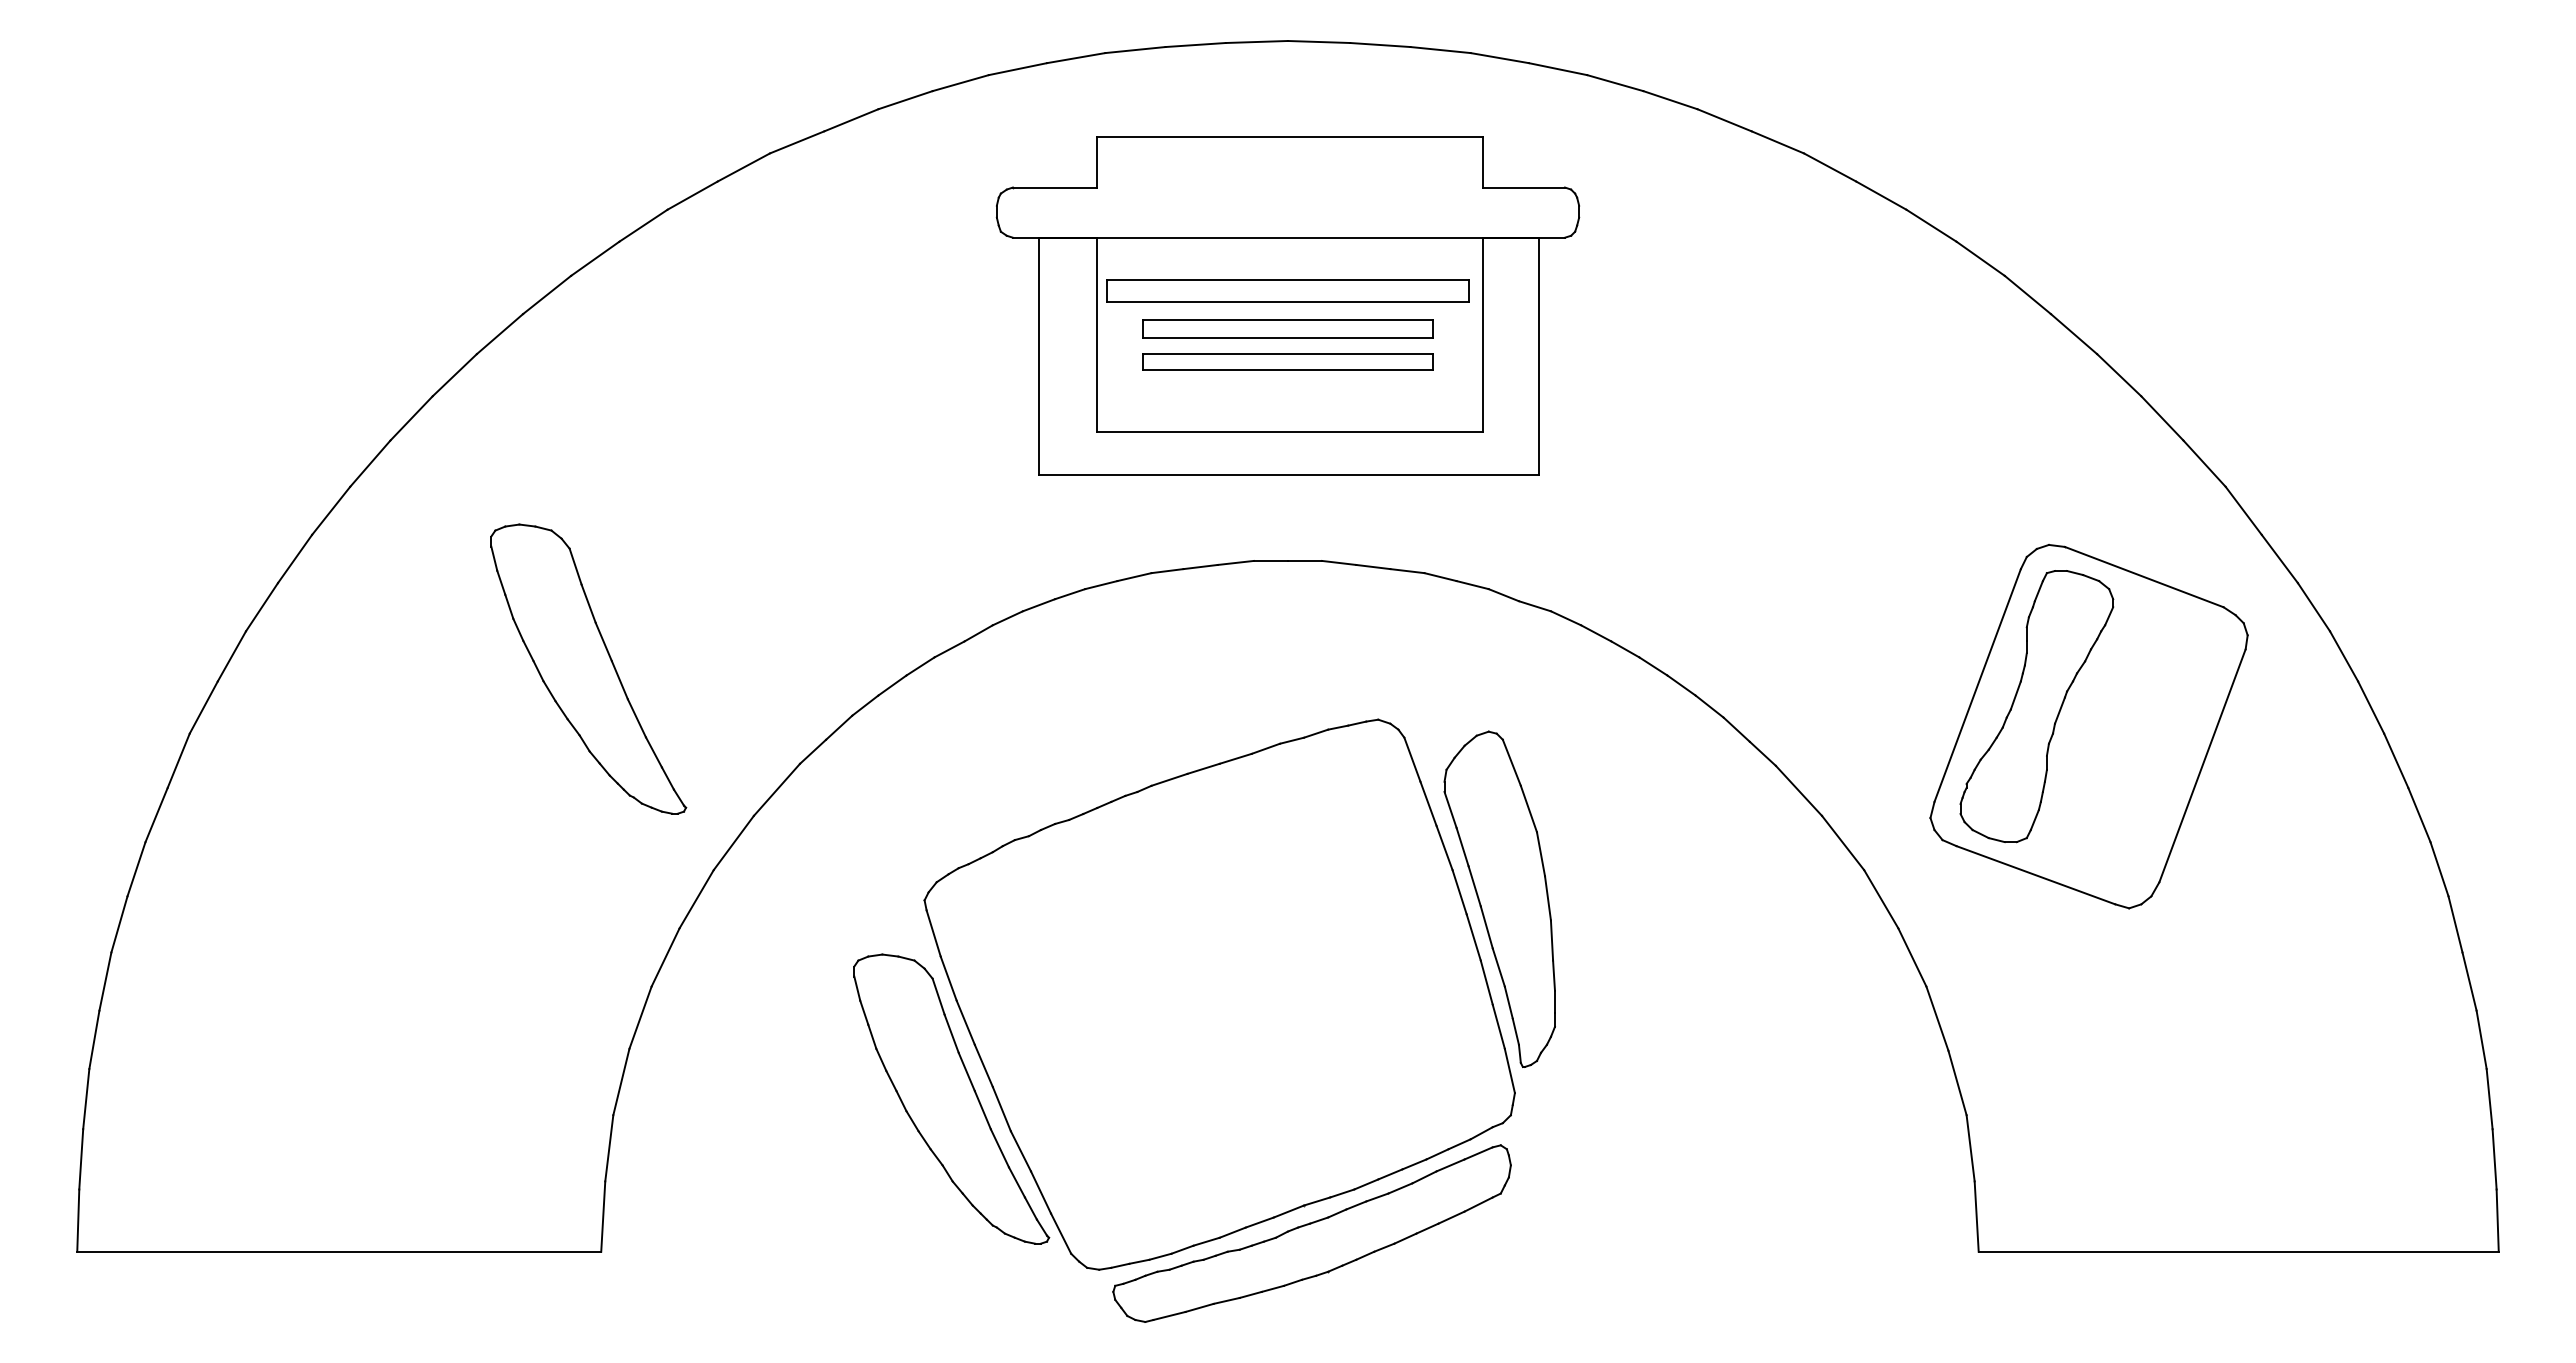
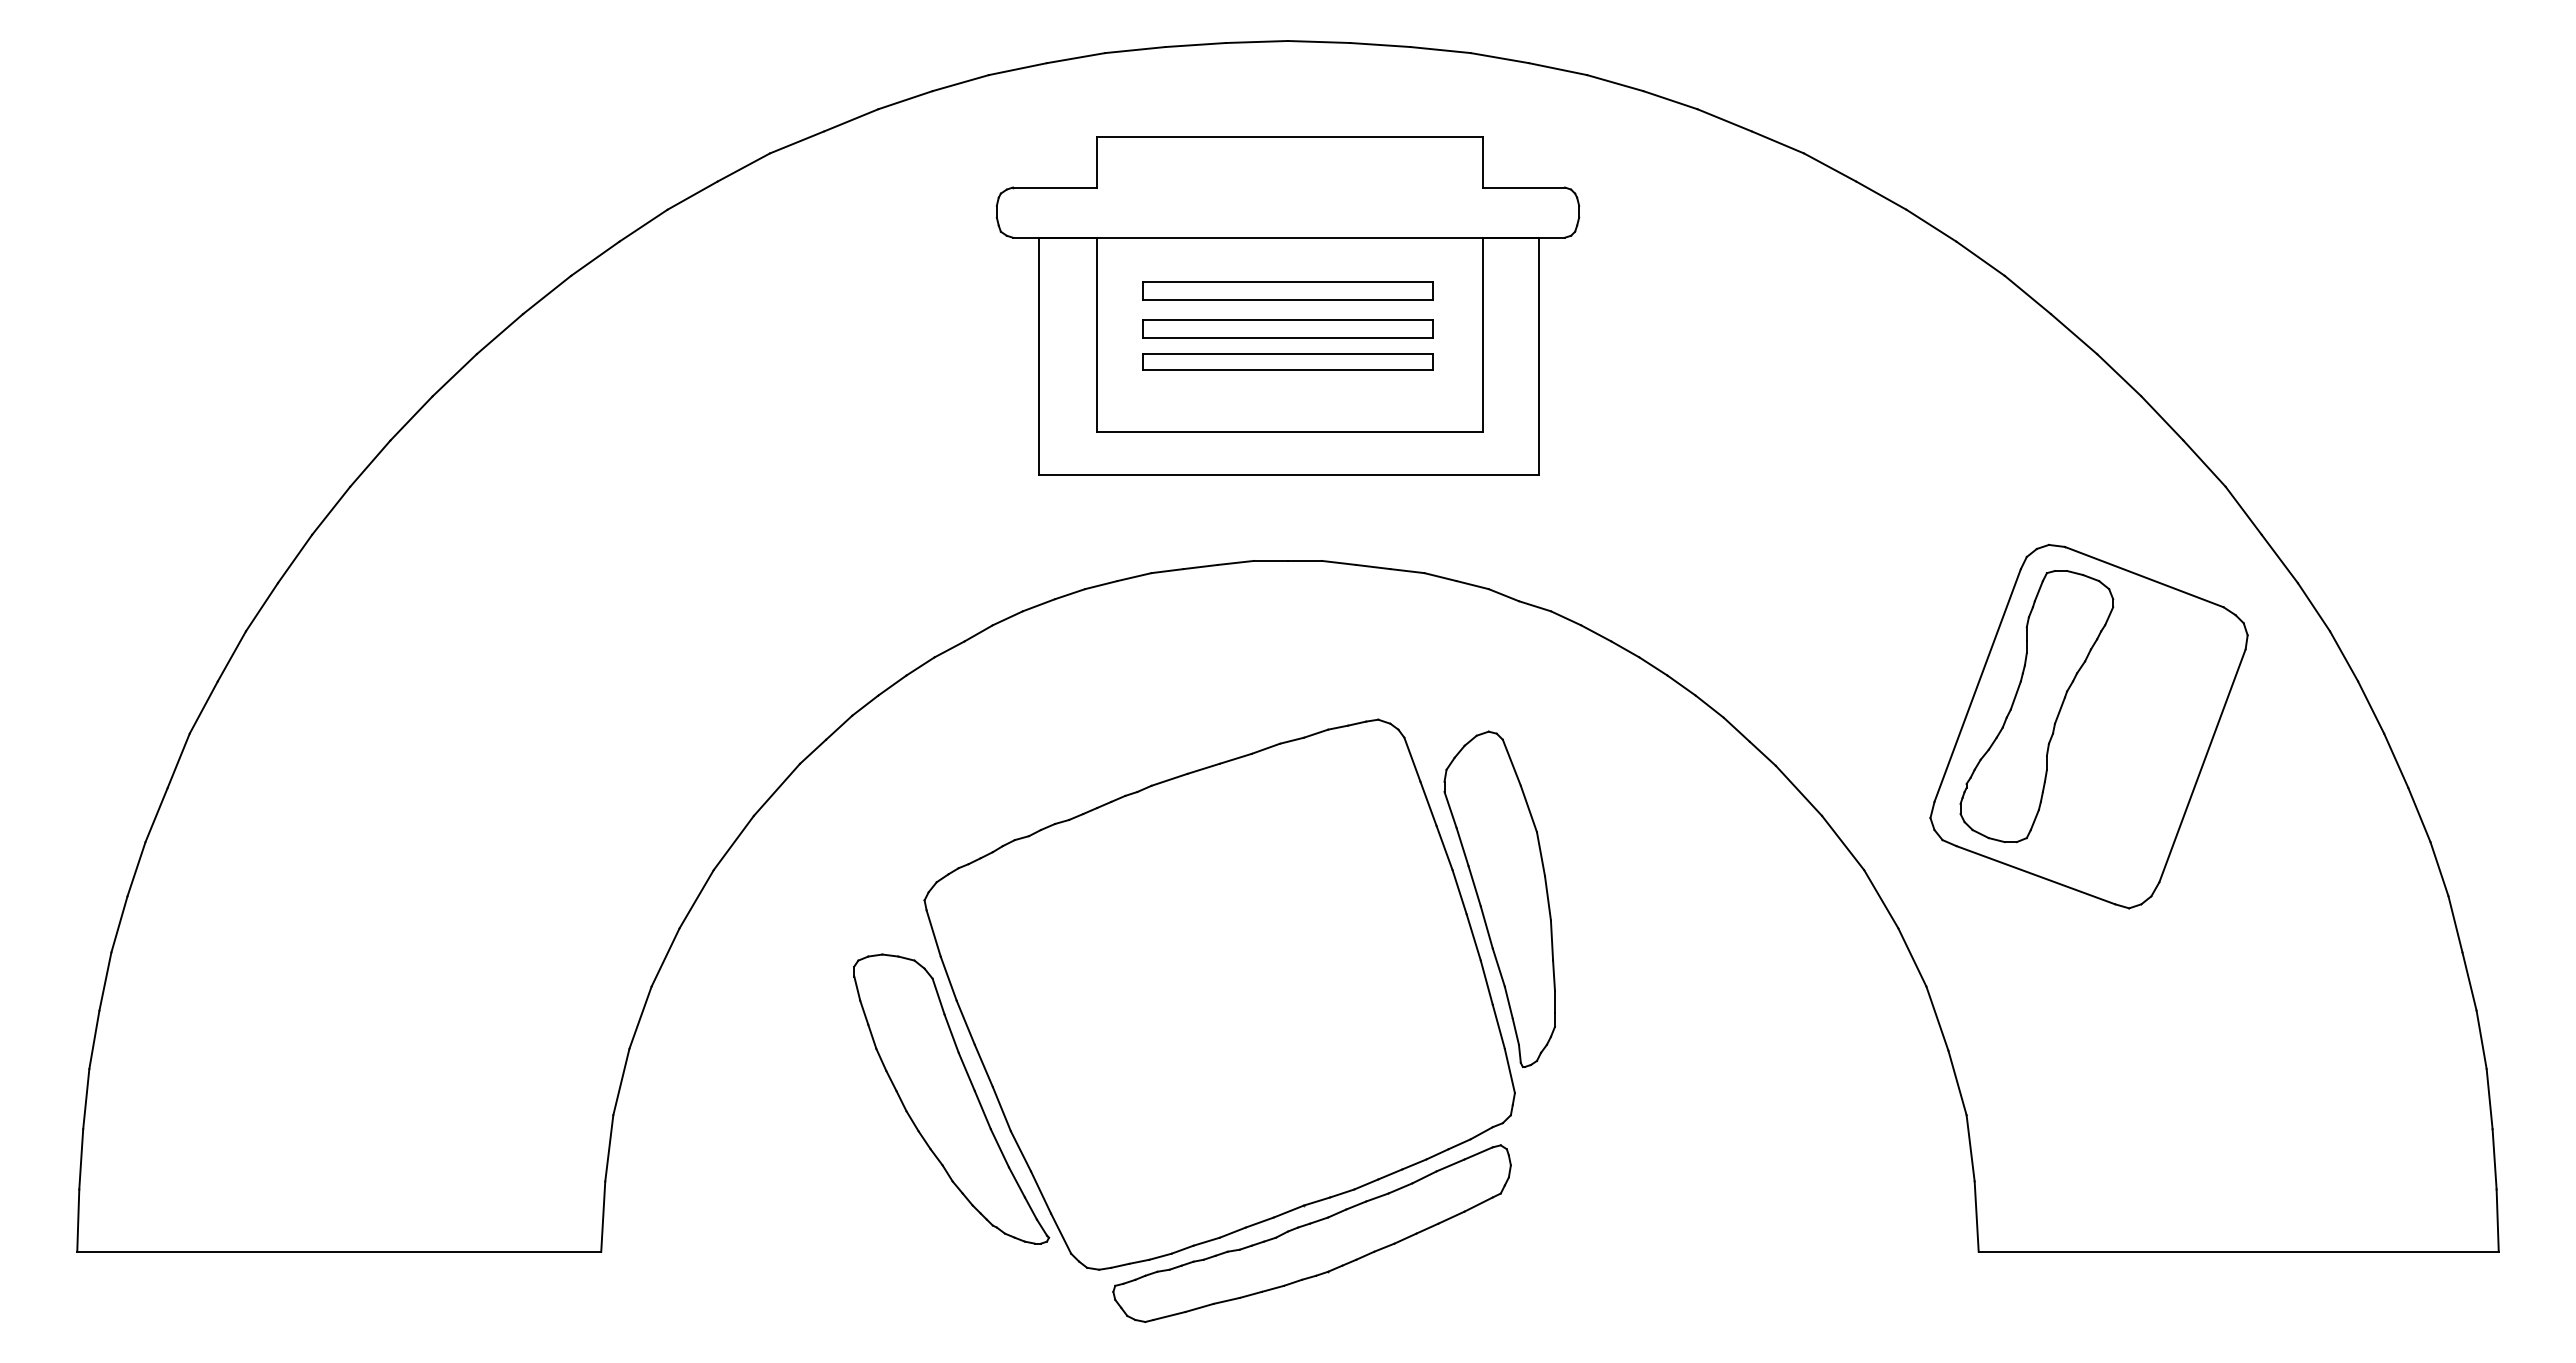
part size: 364x24 px -> 292x20 px (1287, 290)
part: present -> none (588, 668)
